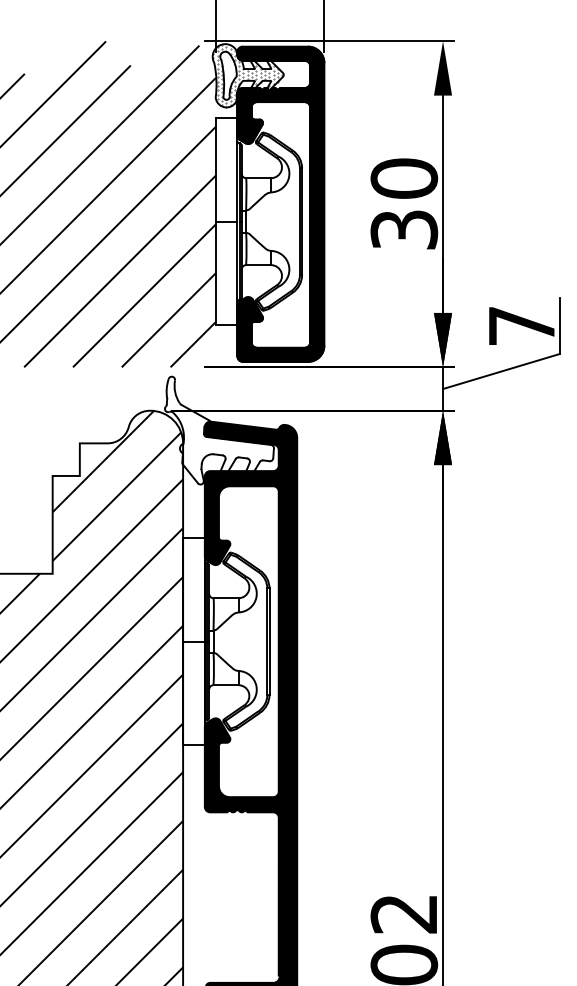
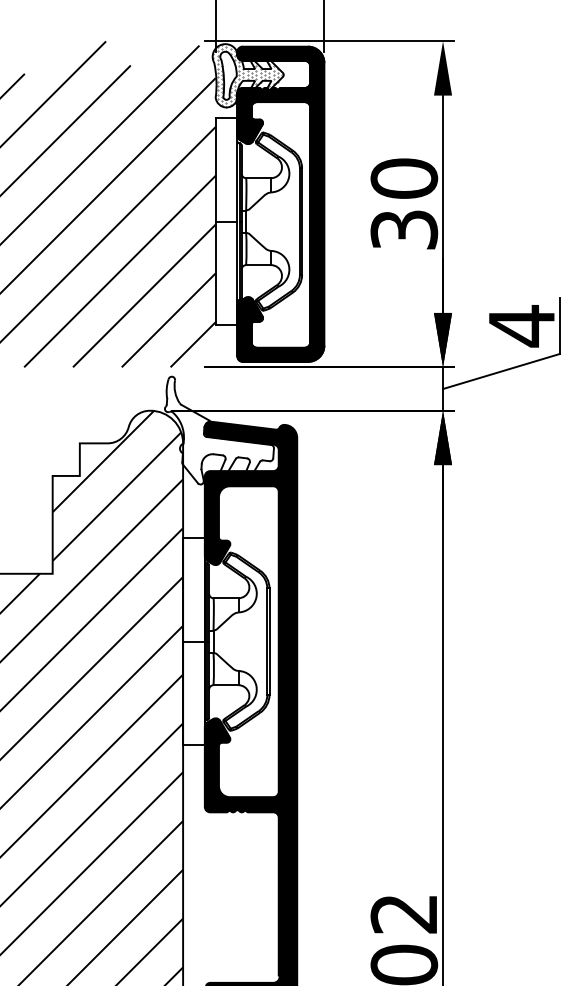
text: 7 -> 4 (521, 326)
